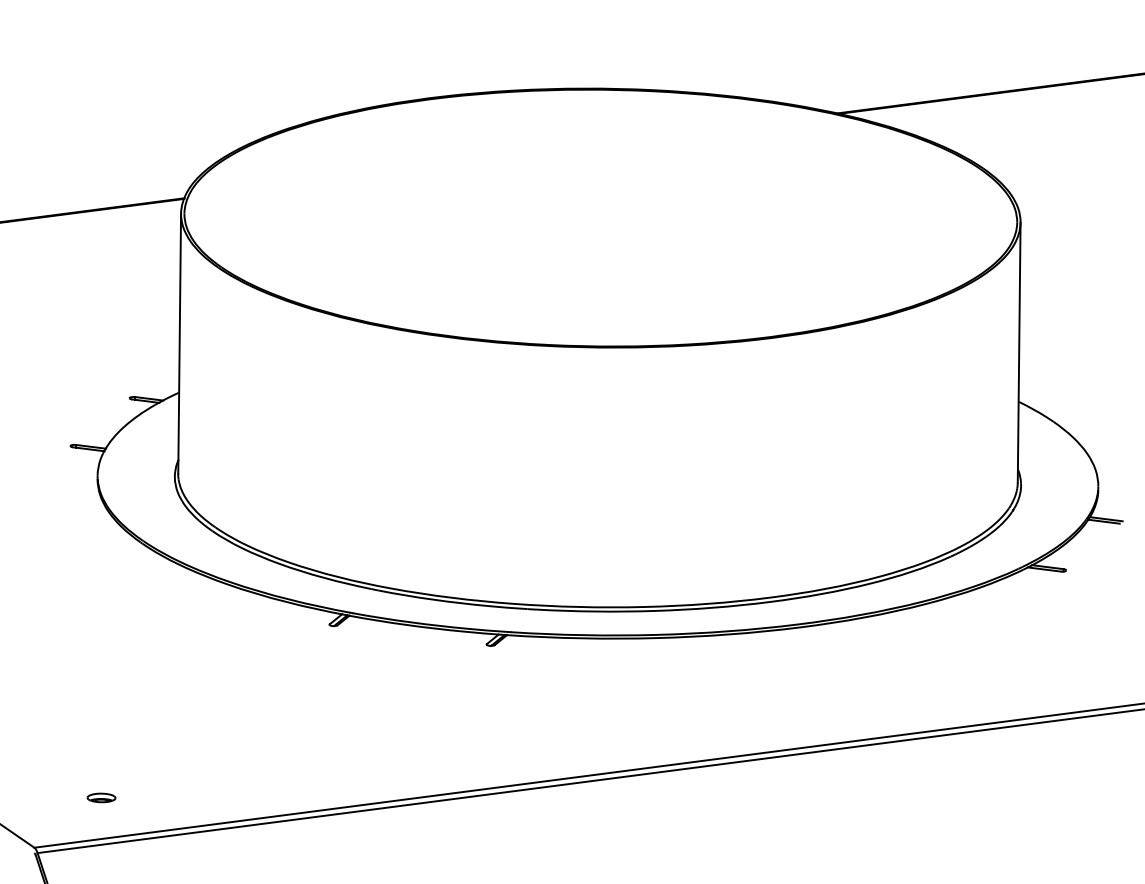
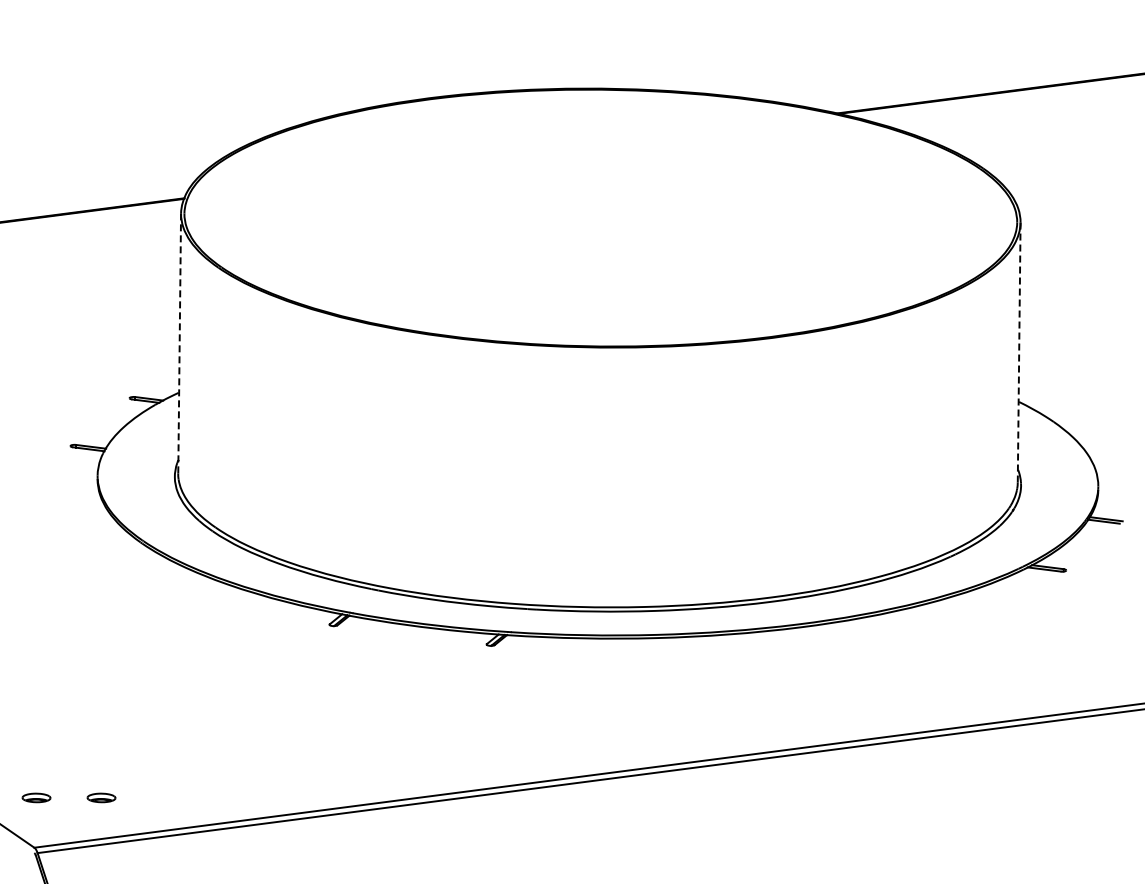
line: solid -> dashed (179, 343)
line: solid -> dashed (1019, 352)
part: none -> present (36, 797)
